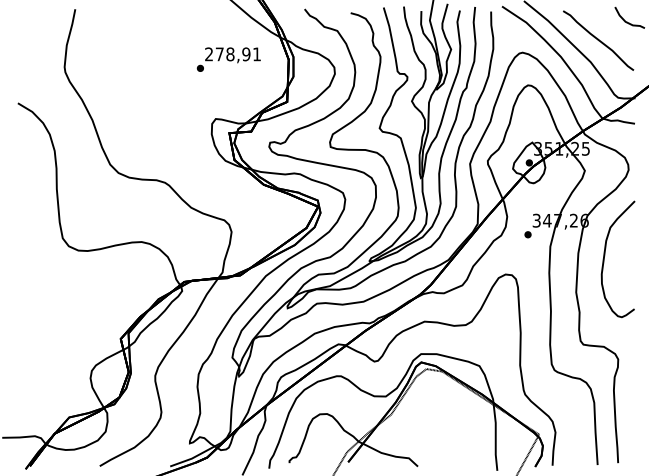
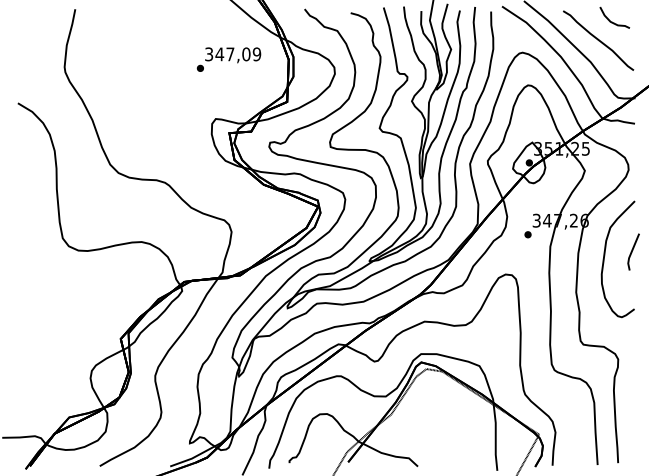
curve position: (627, 21) -> (612, 21) (612, 21)
text: 278,91 -> 347,09 (233, 54)
line: none -> present (633, 250)
